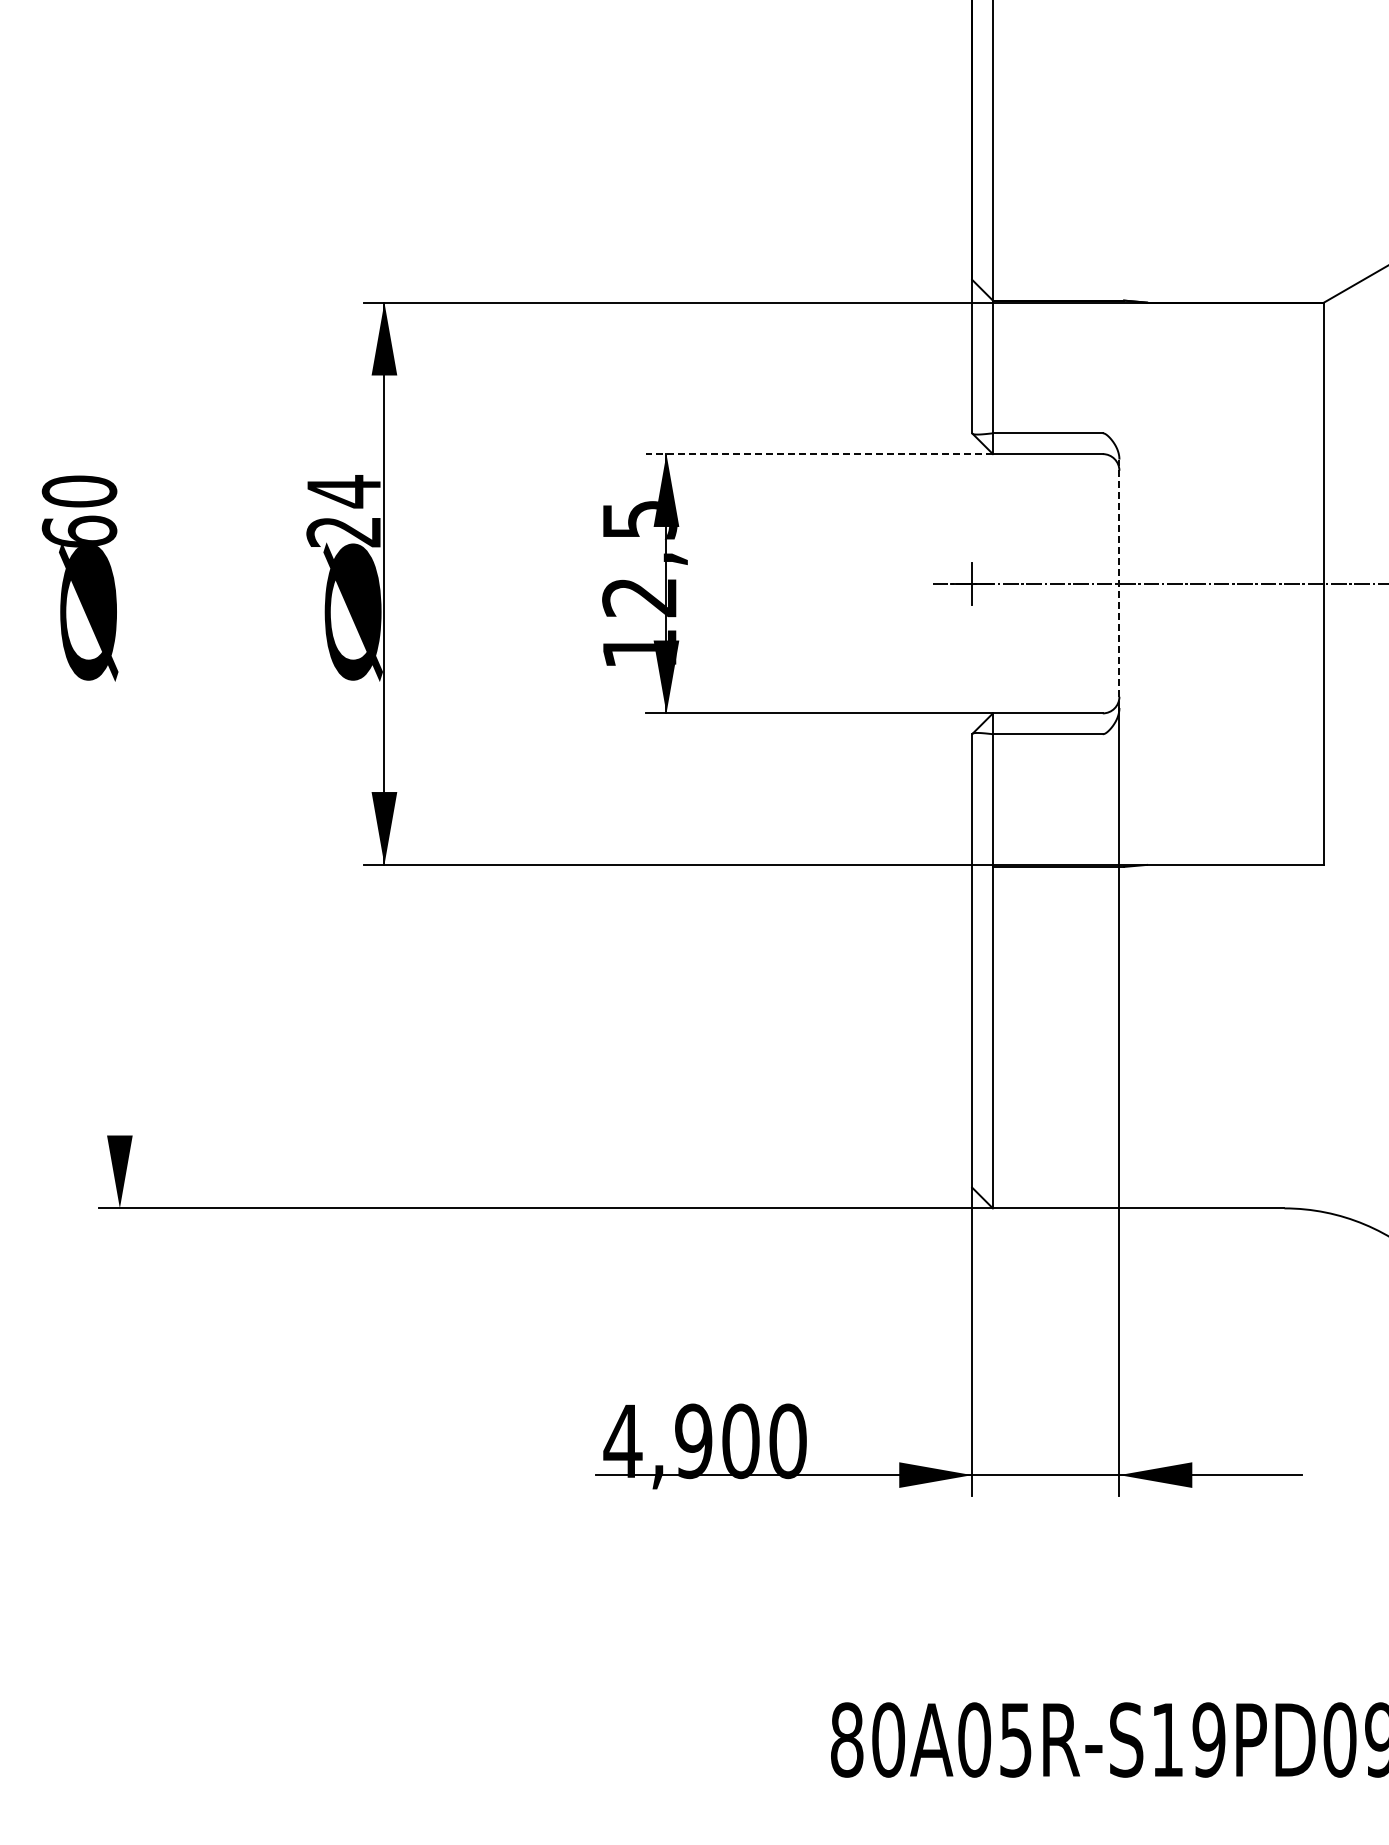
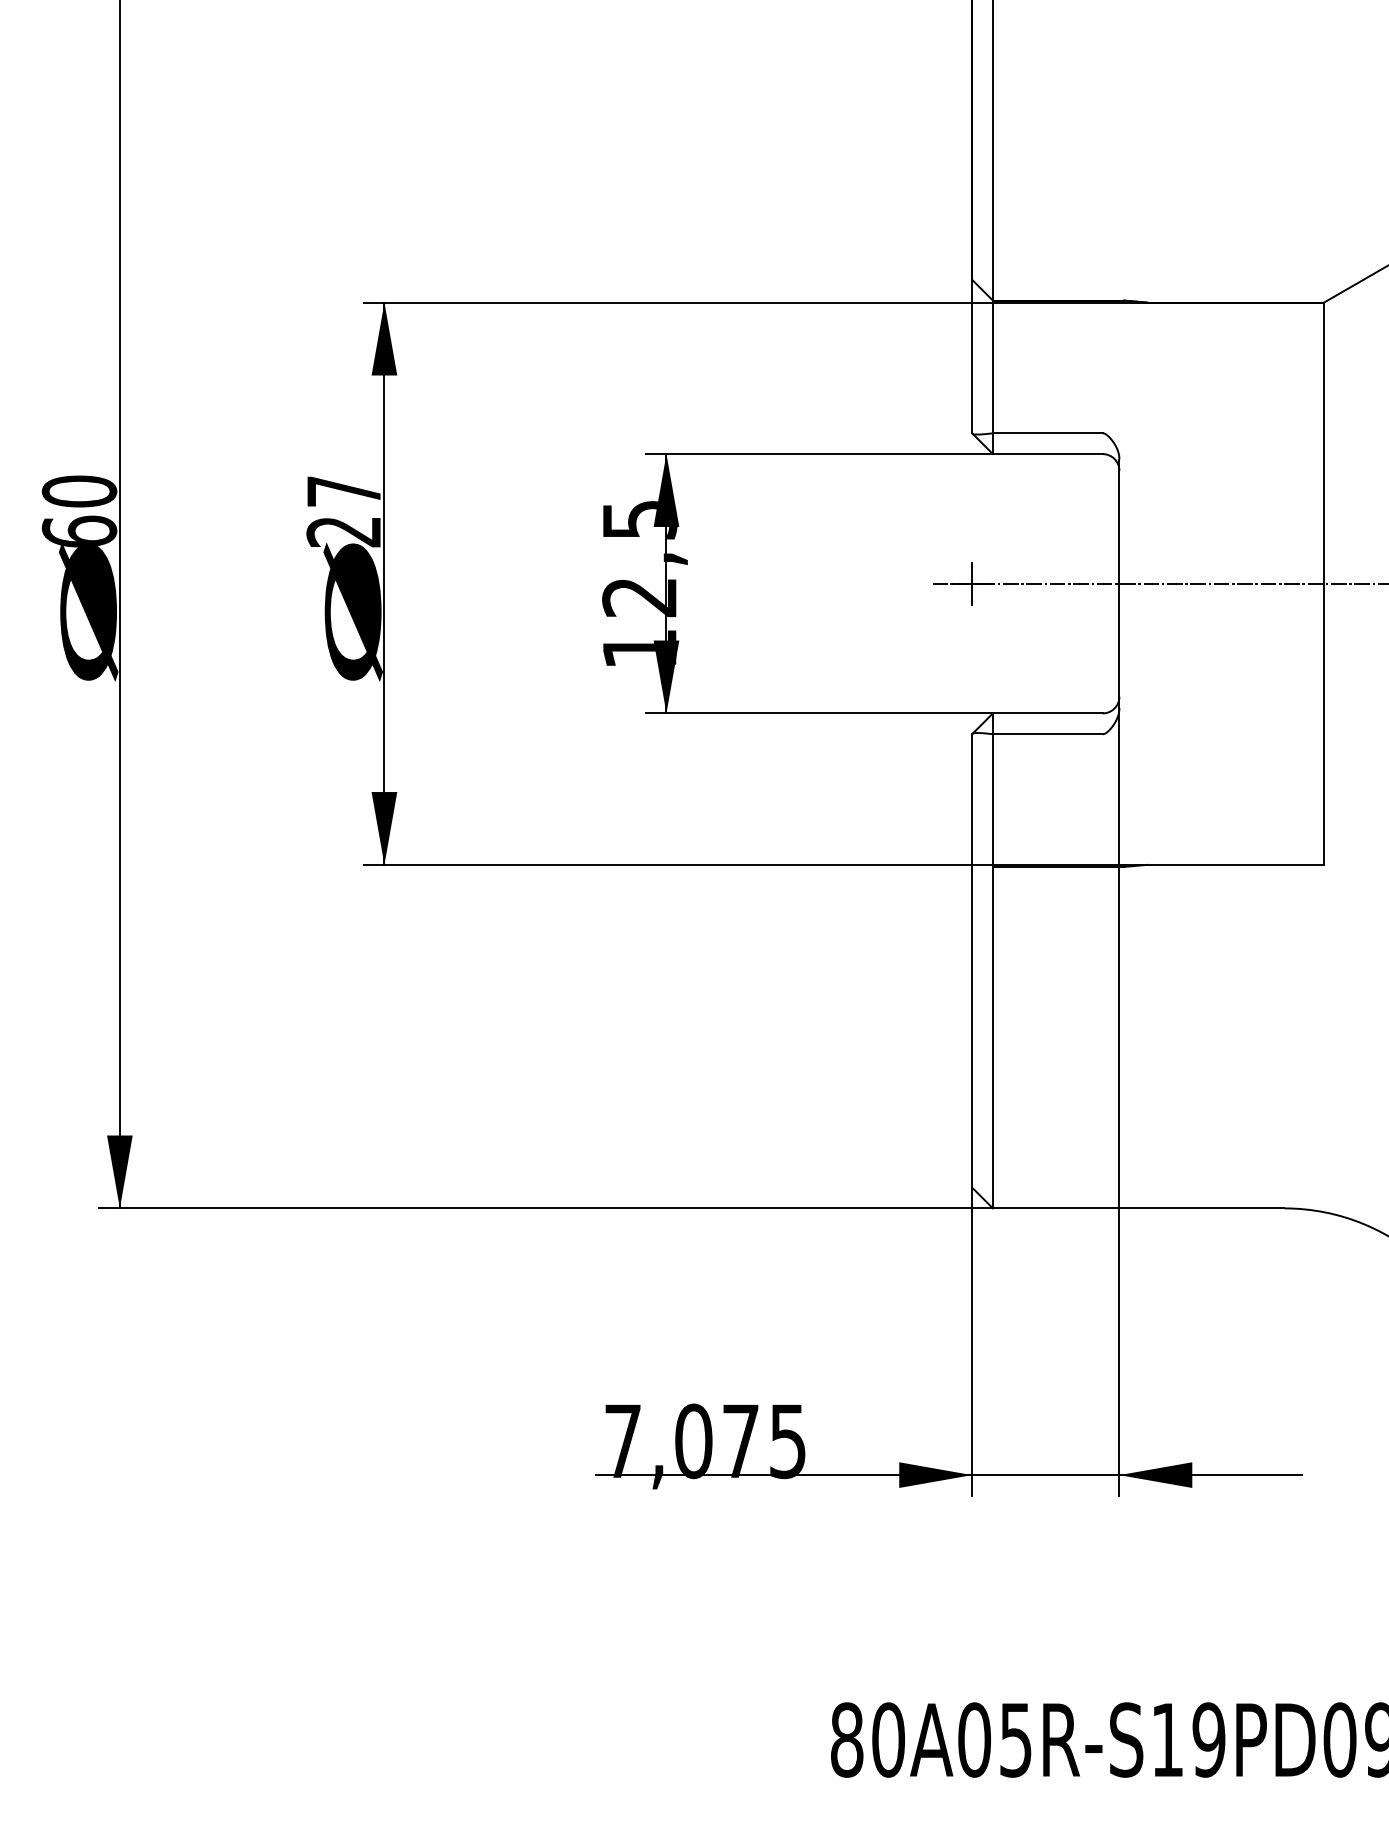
line: dashed -> solid (819, 454)
text: 24 -> 27 (343, 491)
line: dashed -> solid (1119, 583)
line: none -> present (119, 605)
text: 4,900 -> 7,075 (704, 1441)
